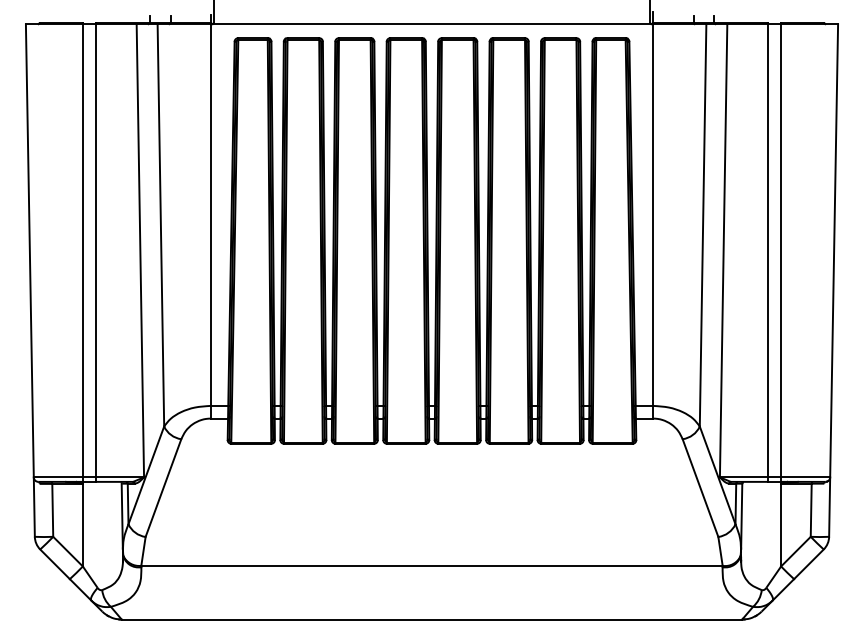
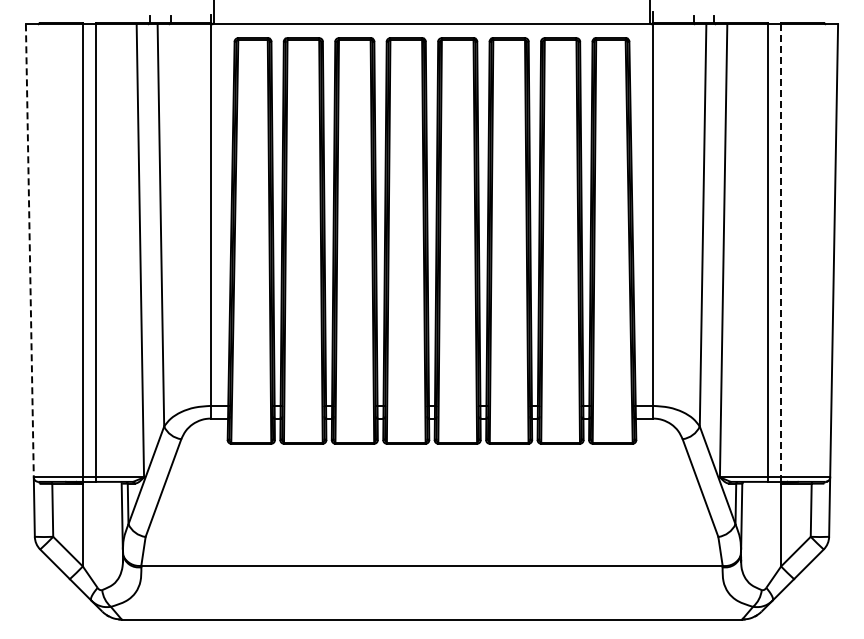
line: solid -> dashed (29, 250)
line: solid -> dashed (781, 250)
